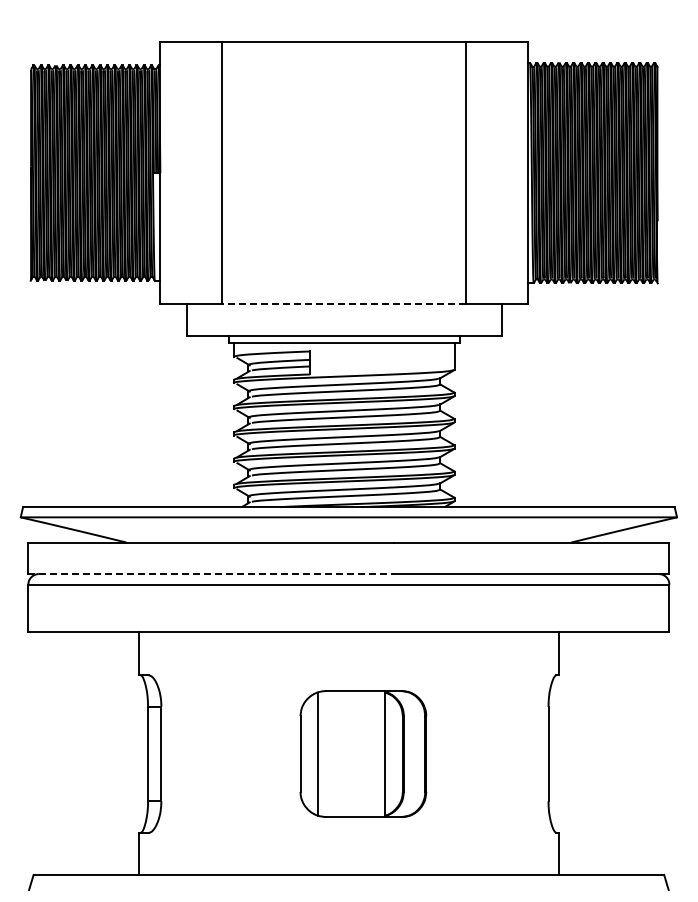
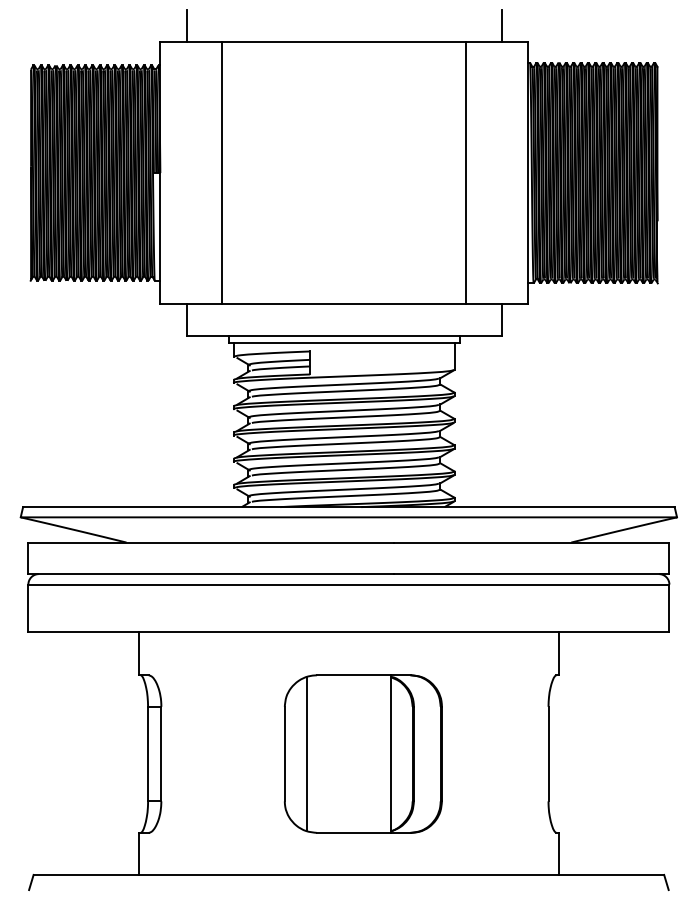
line: none -> present (186, 25)
line: none -> present (501, 25)
line: dashed -> solid (344, 304)
line: dashed -> solid (211, 574)
part size: 129x128 px -> 159x160 px (363, 753)
